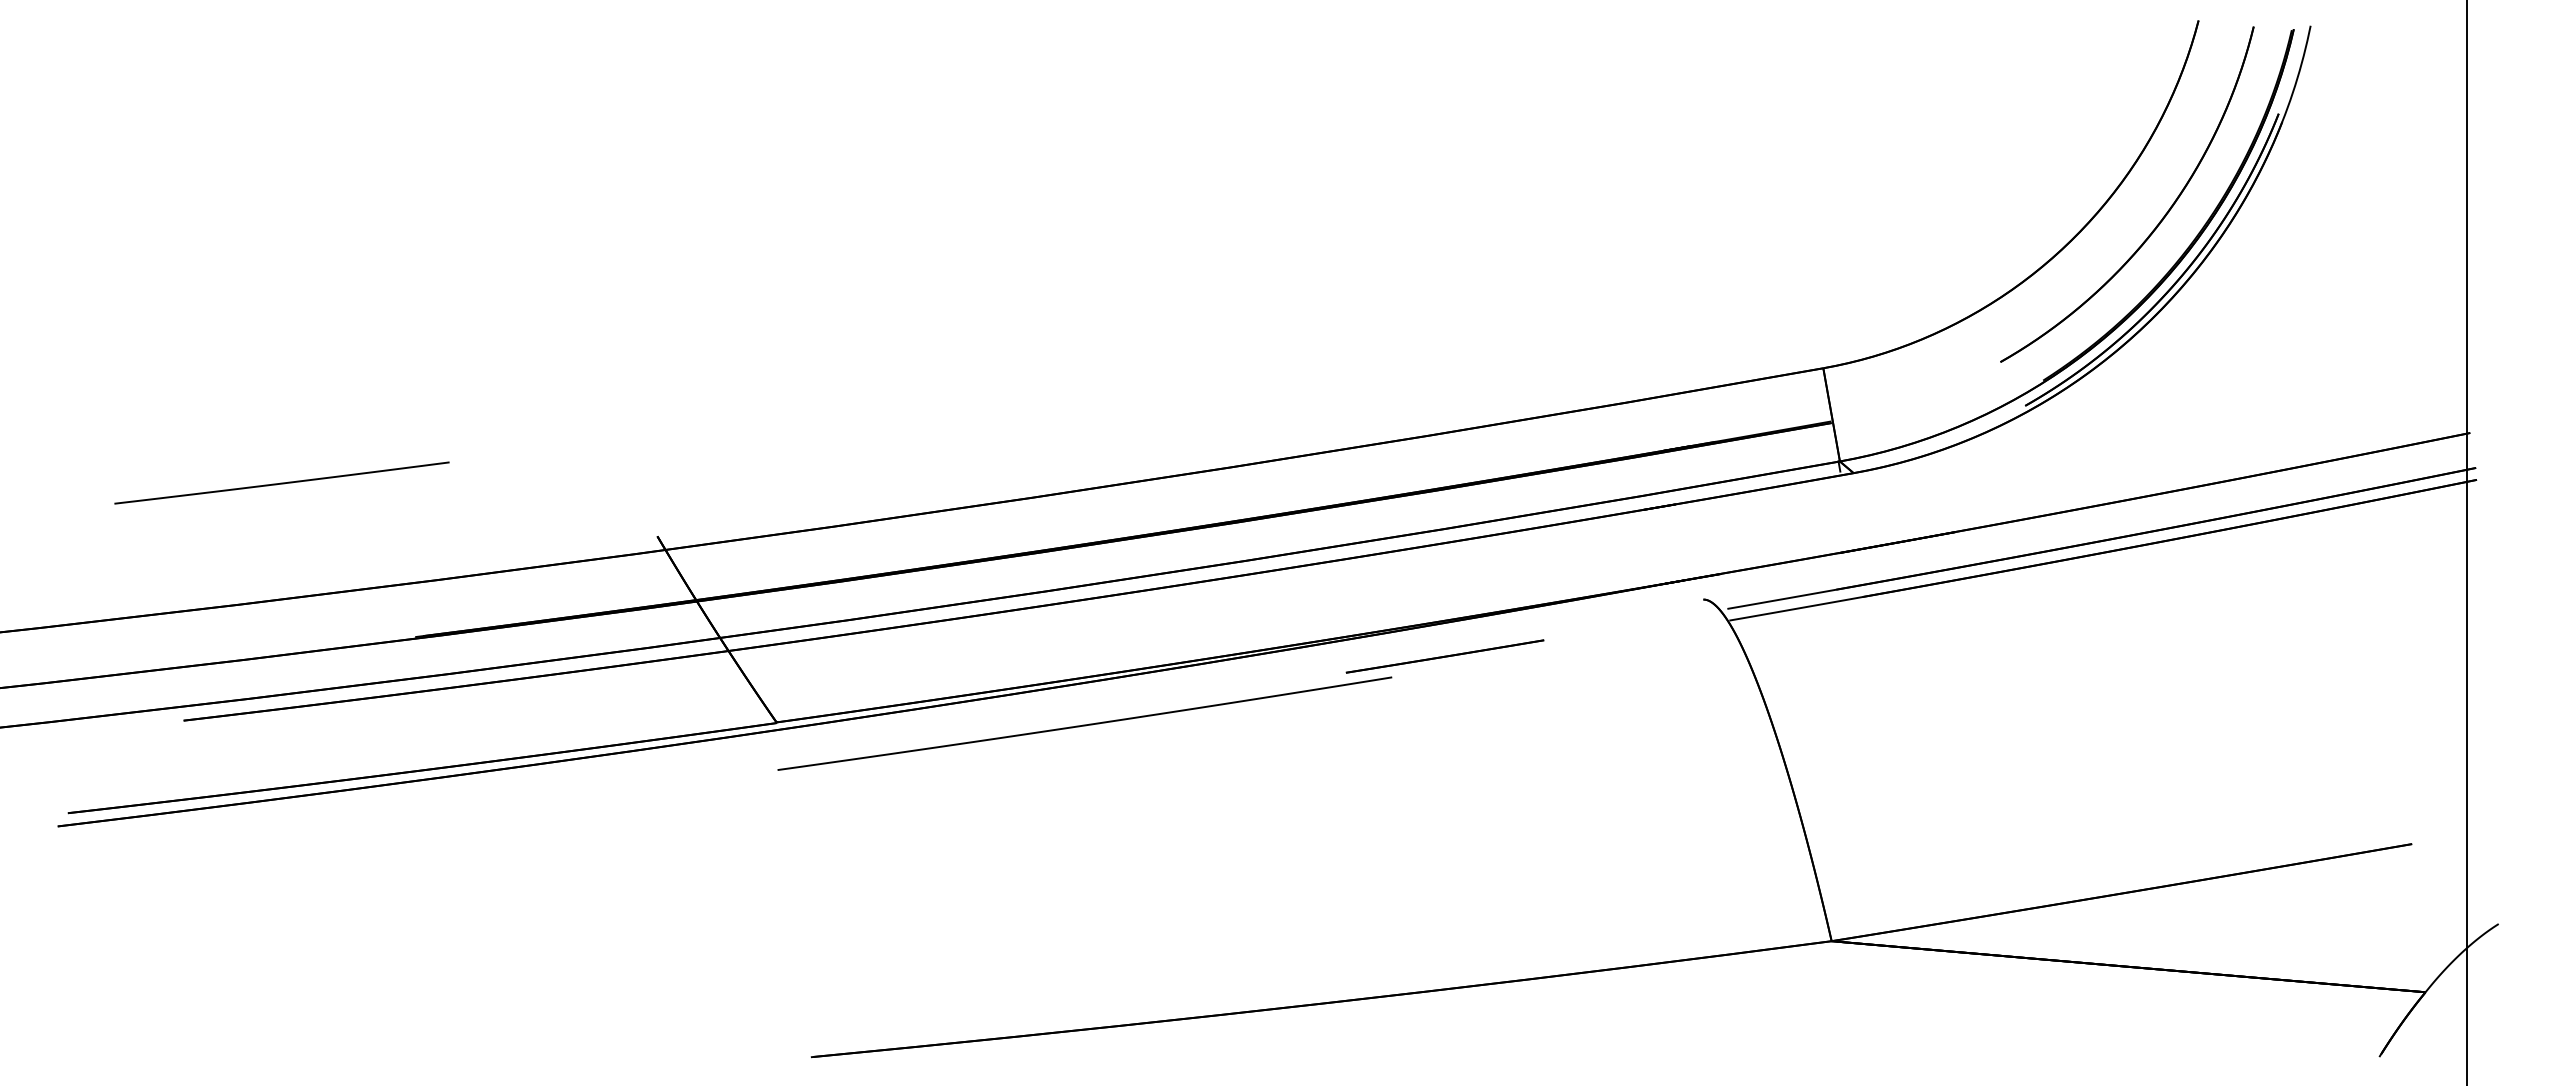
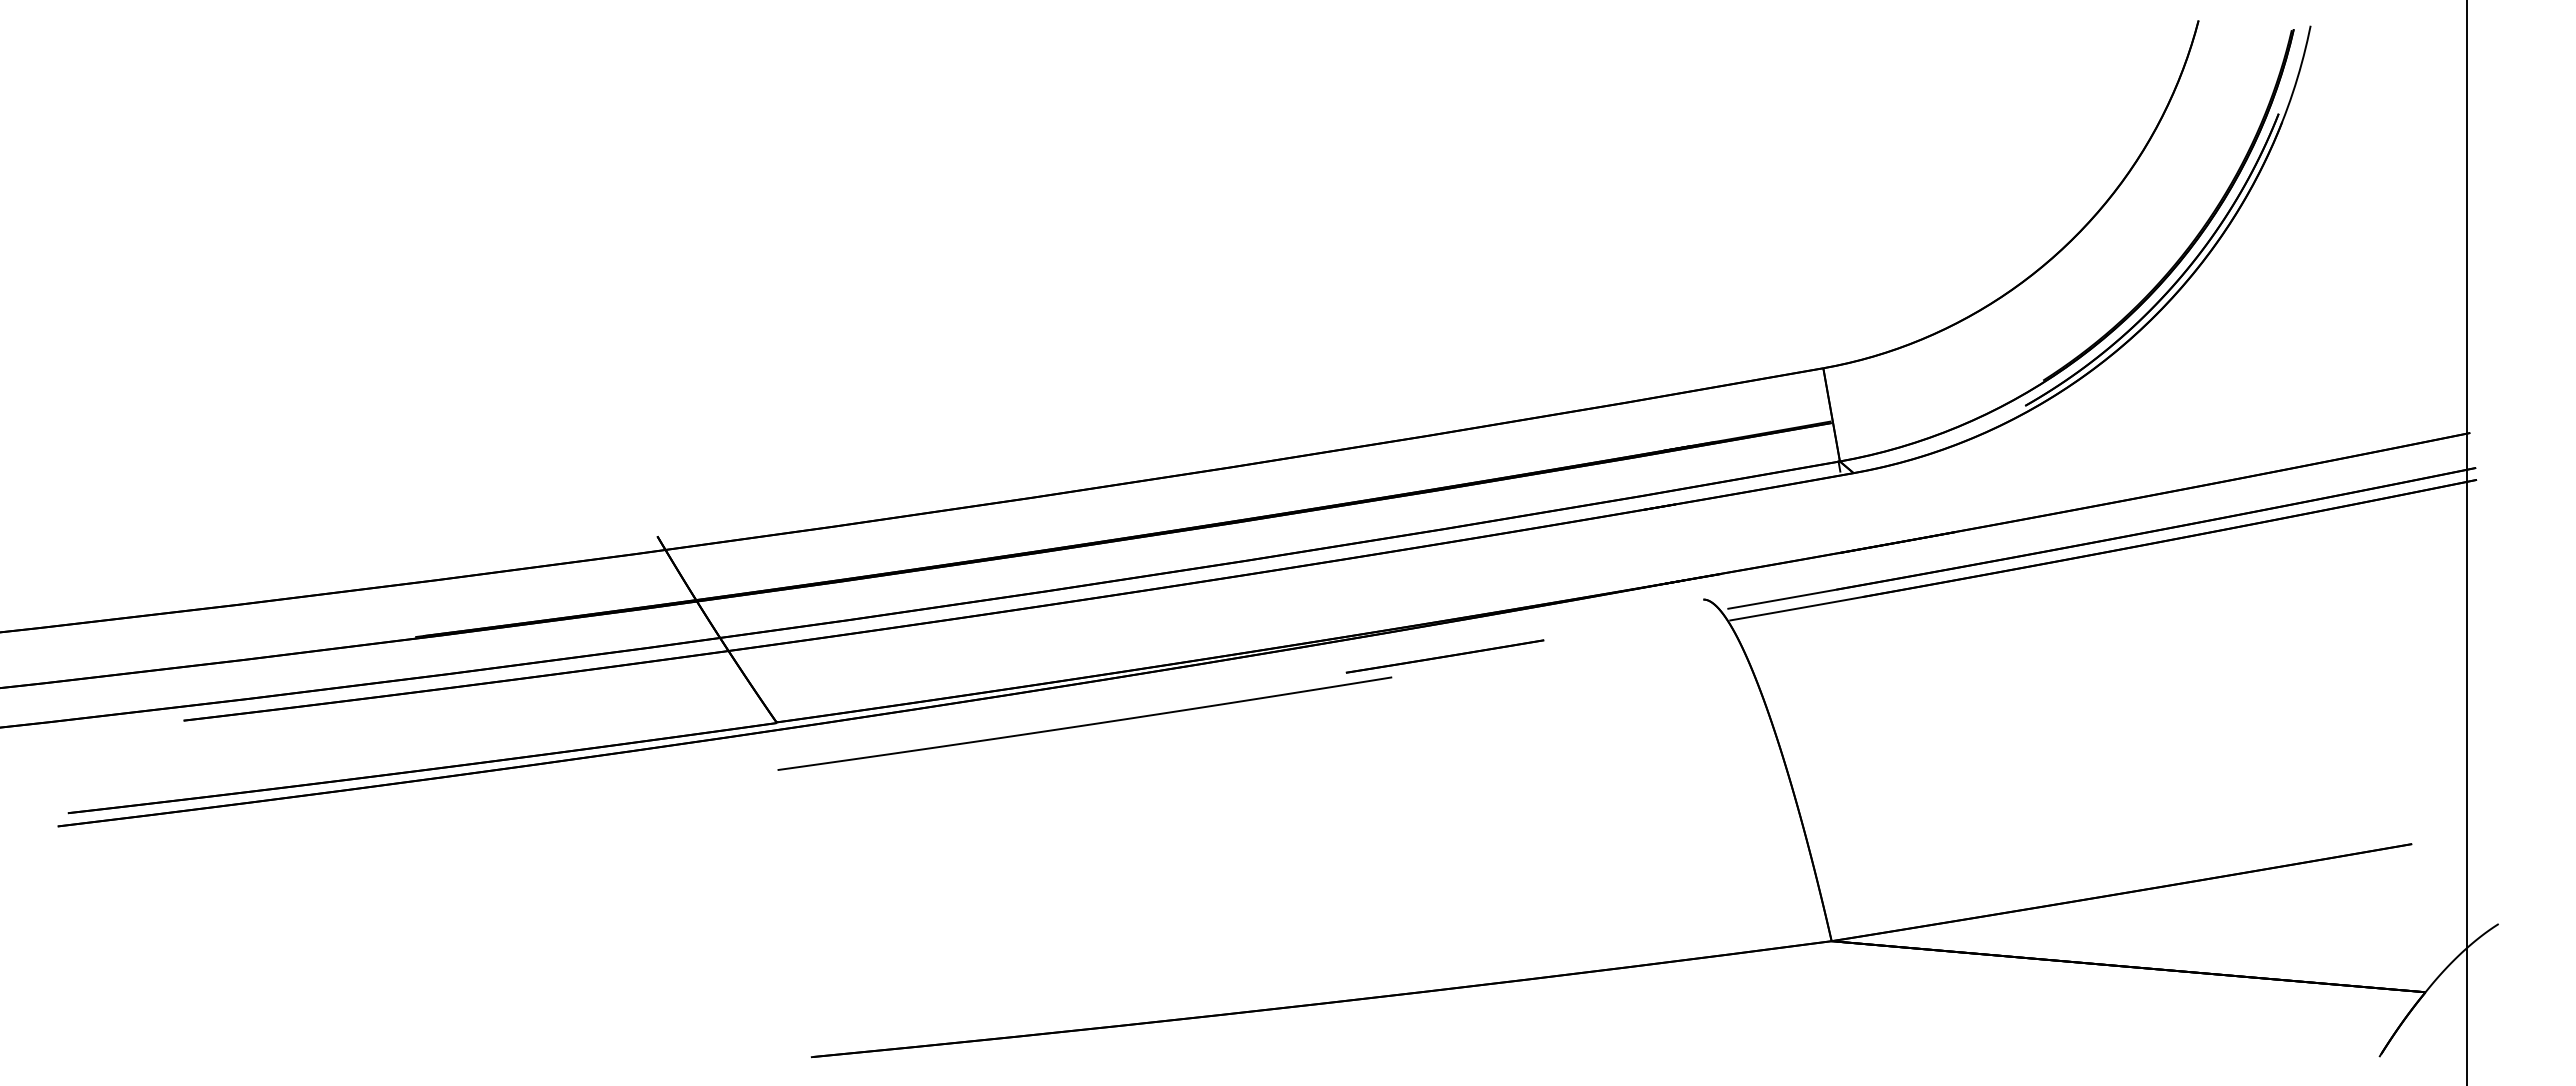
part: present -> none (2159, 221)
line: present -> none (281, 482)
